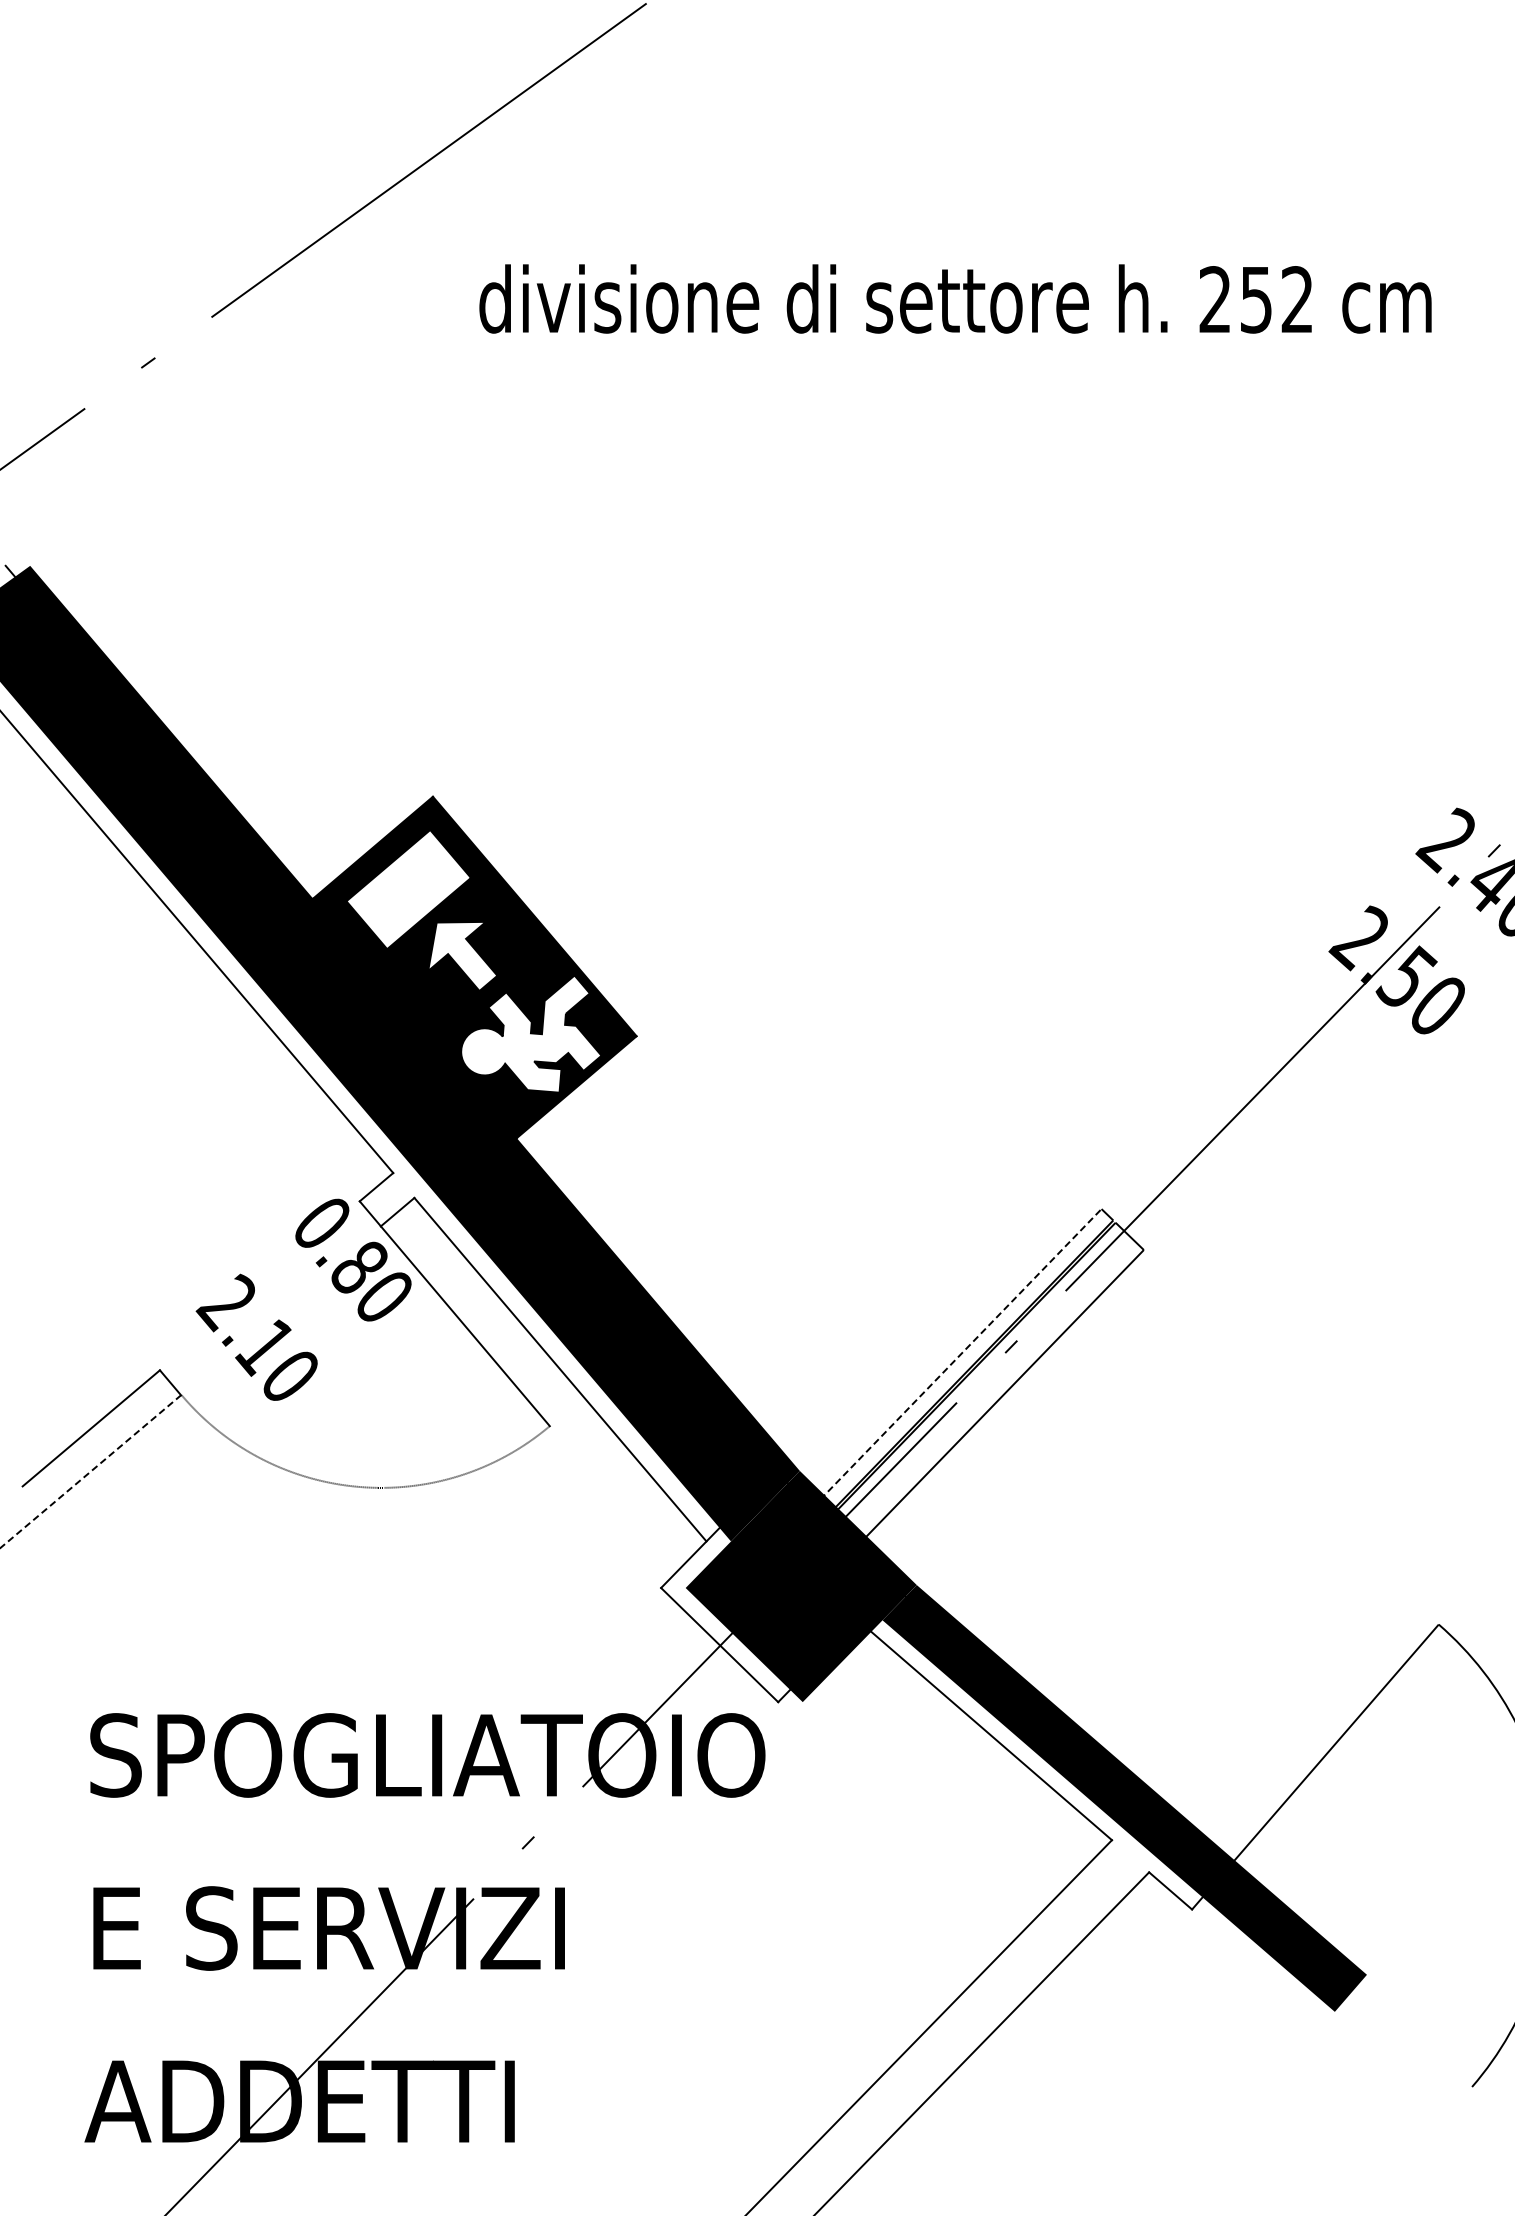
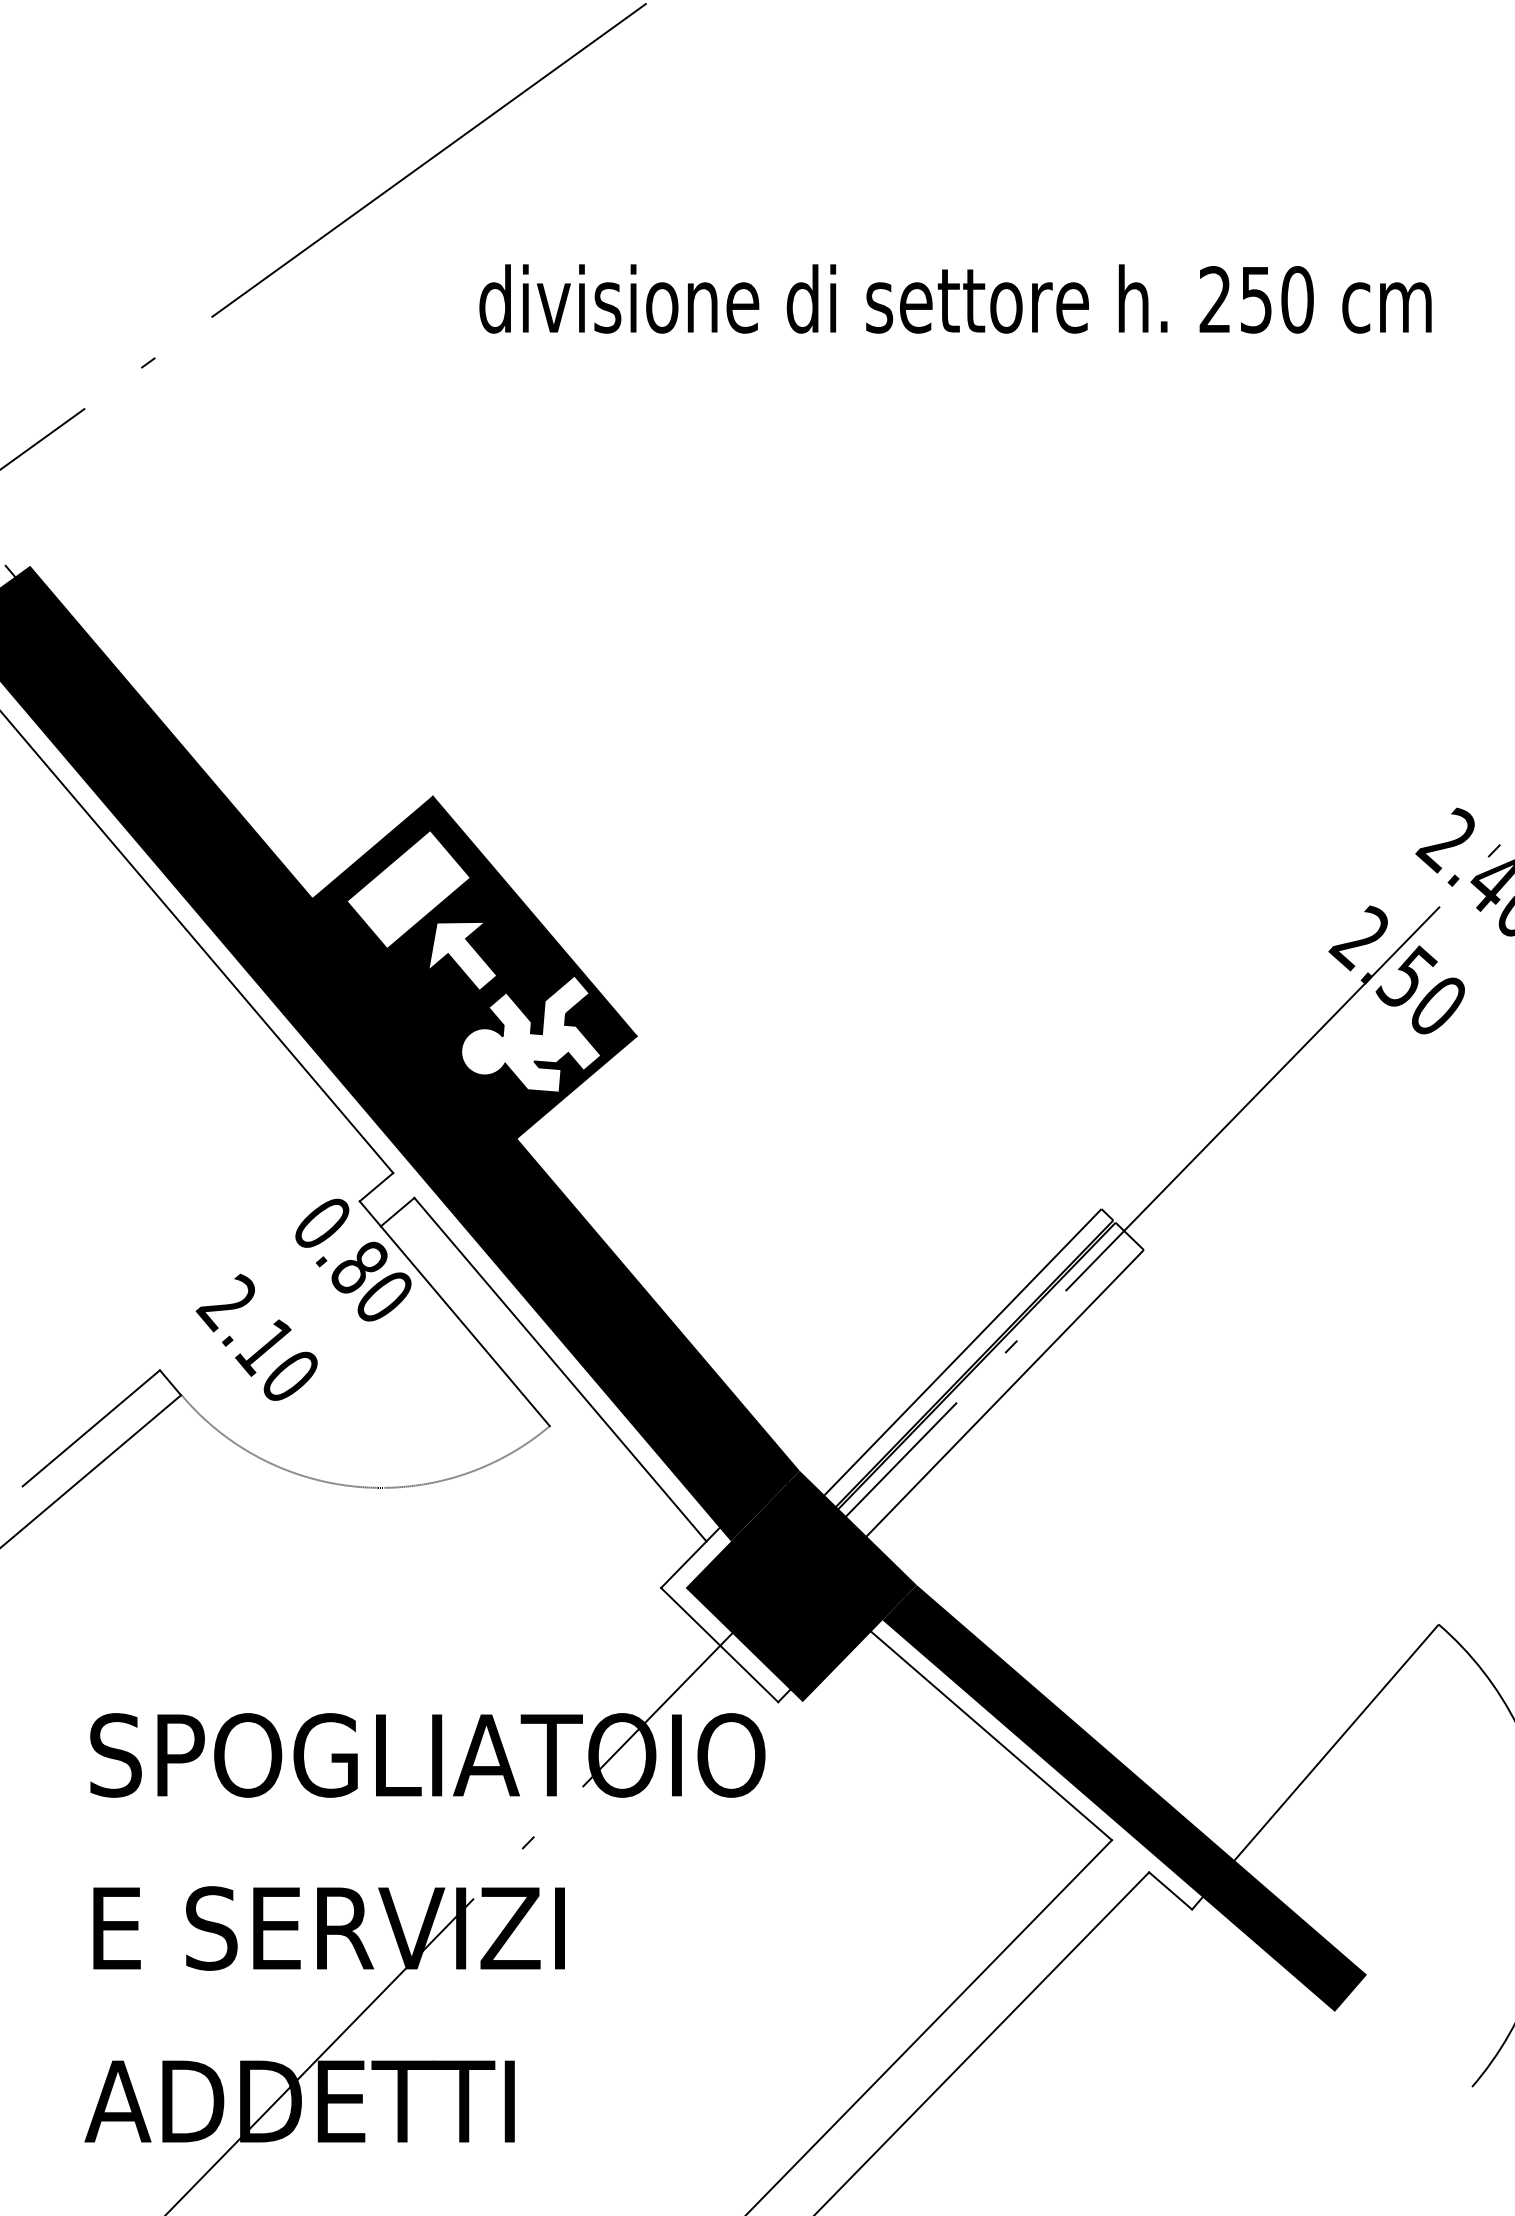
text: 252 -> 250 (1297, 299)
line: dashed -> solid (957, 1358)
line: dashed -> solid (91, 1471)
